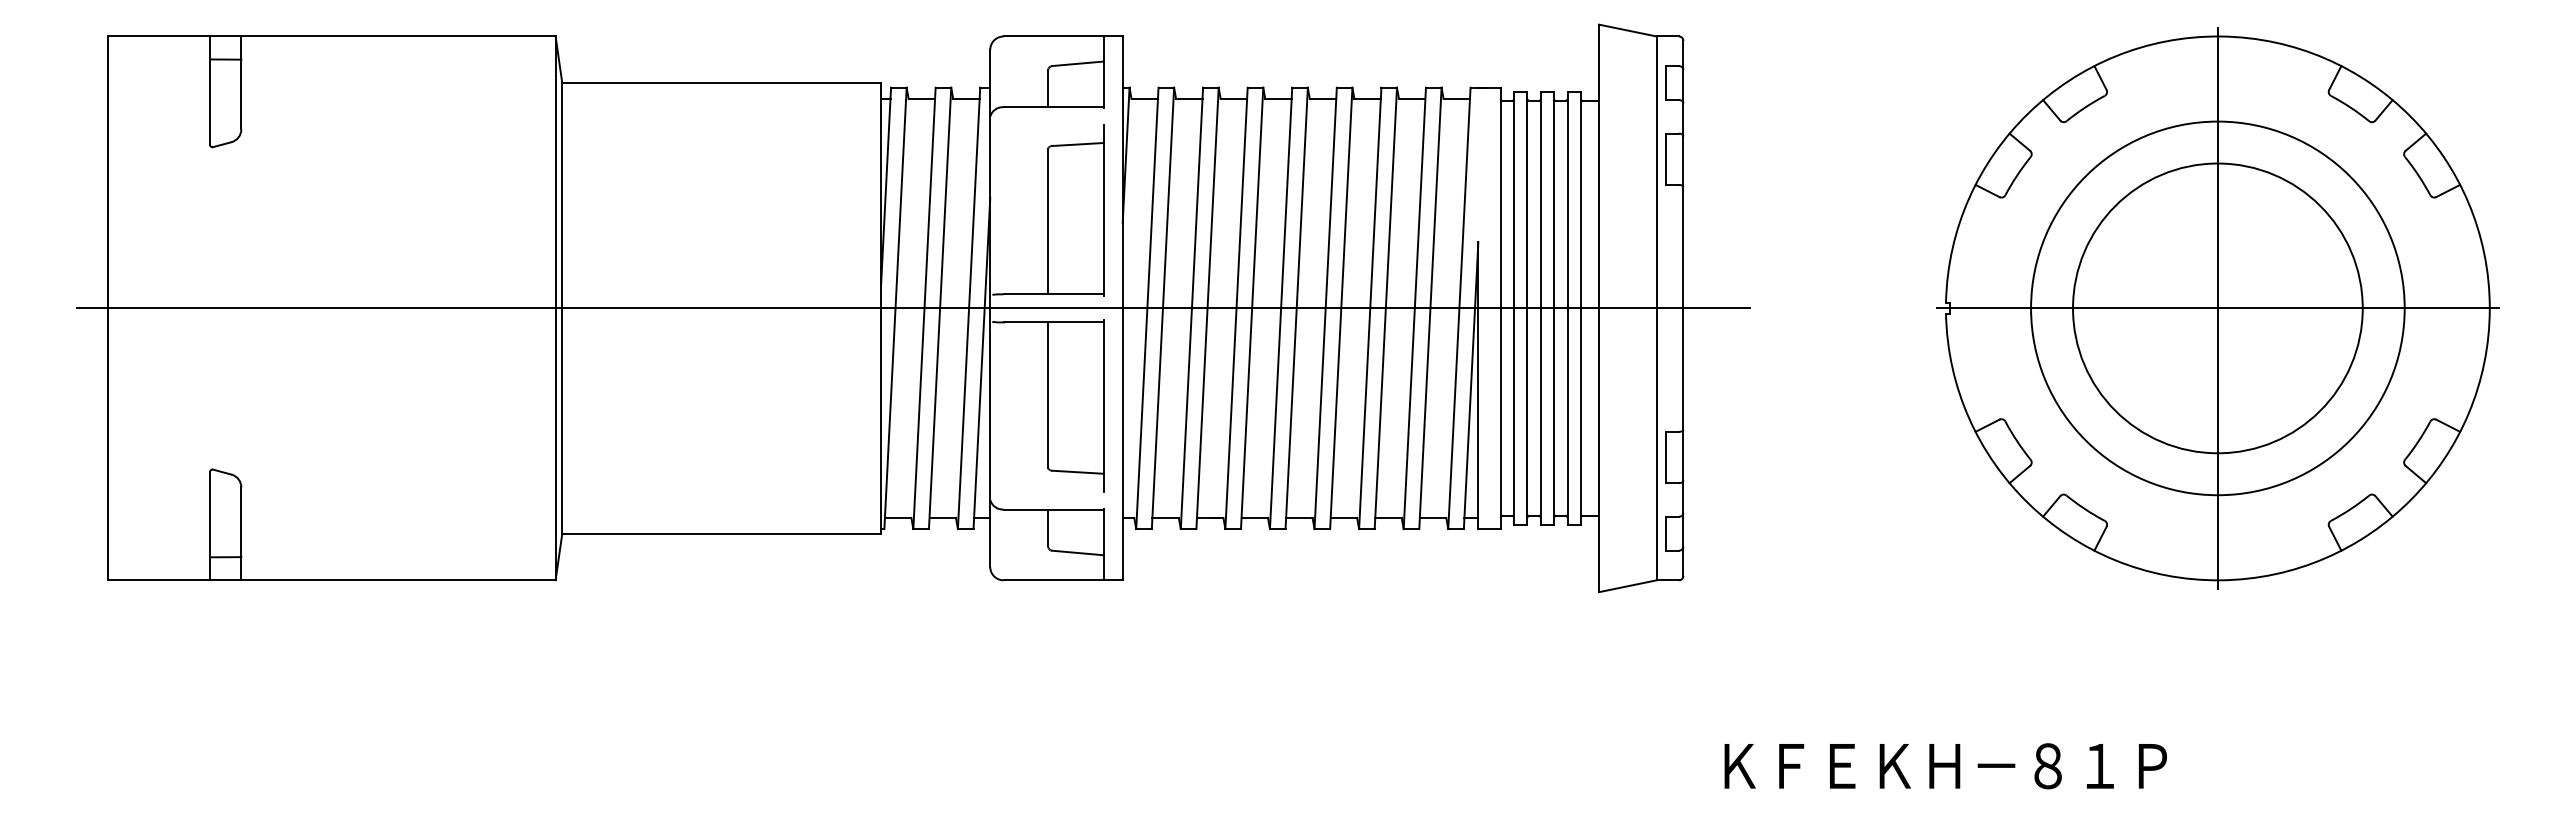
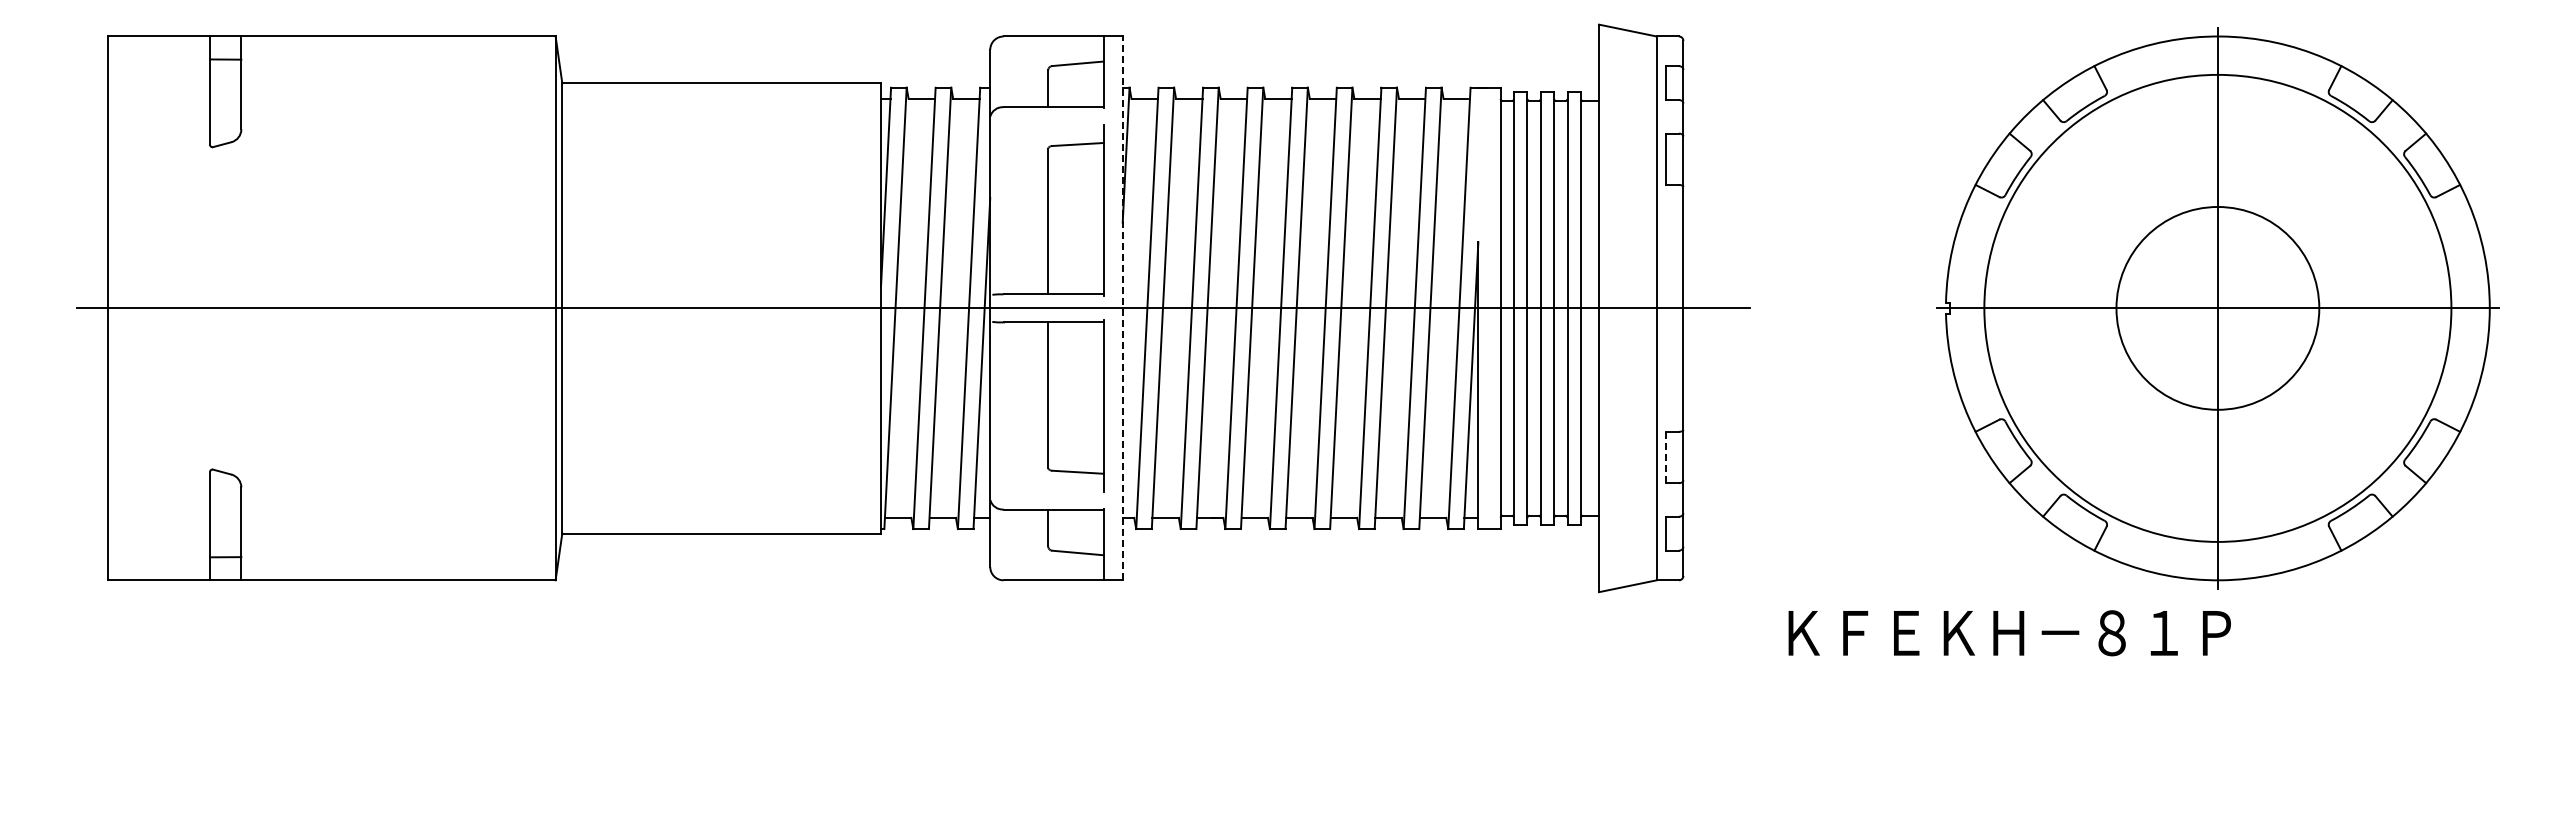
line: solid -> dashed (1122, 308)
circle diameter: 290 px -> 203 px (2217, 308)
circle diameter: 374 px -> 467 px (2217, 307)
line: solid -> dashed (1665, 457)
text position: (1945, 766) -> (2009, 633) (2009, 633)
